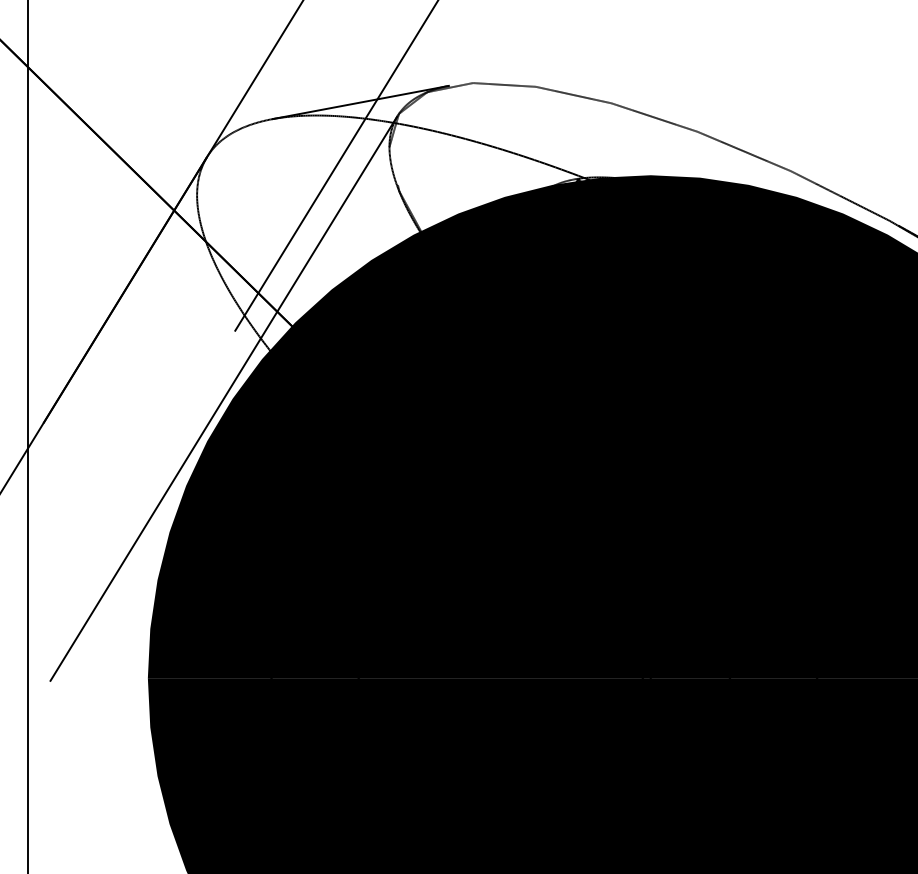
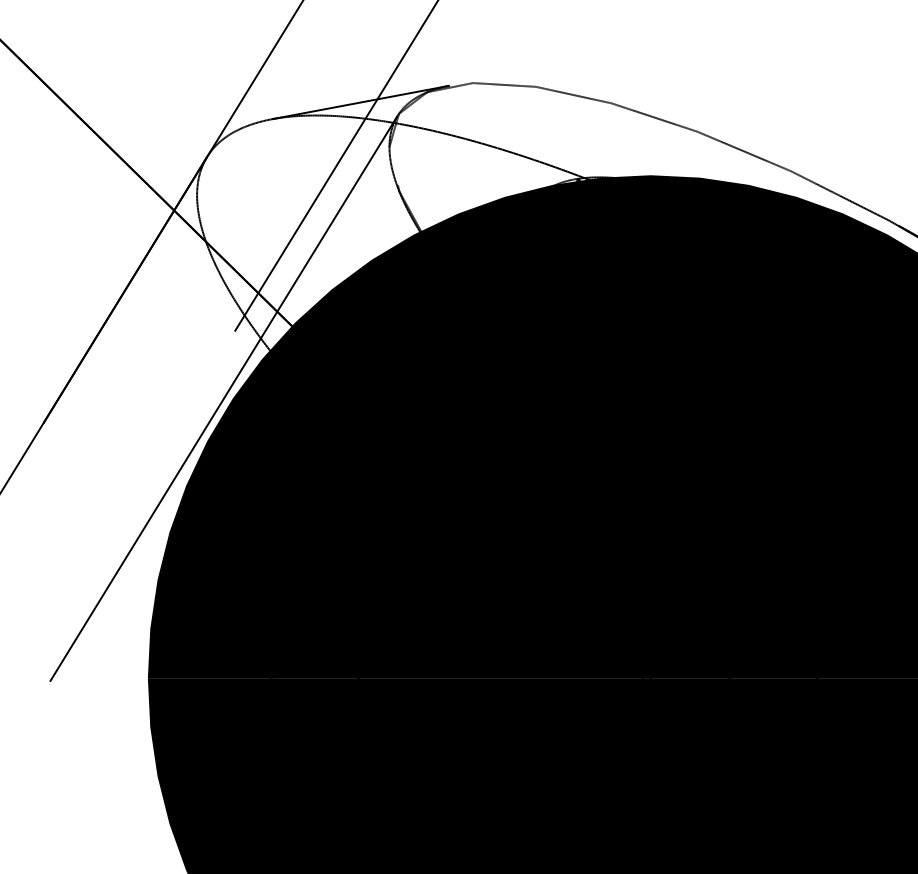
line: present -> none (27, 436)
